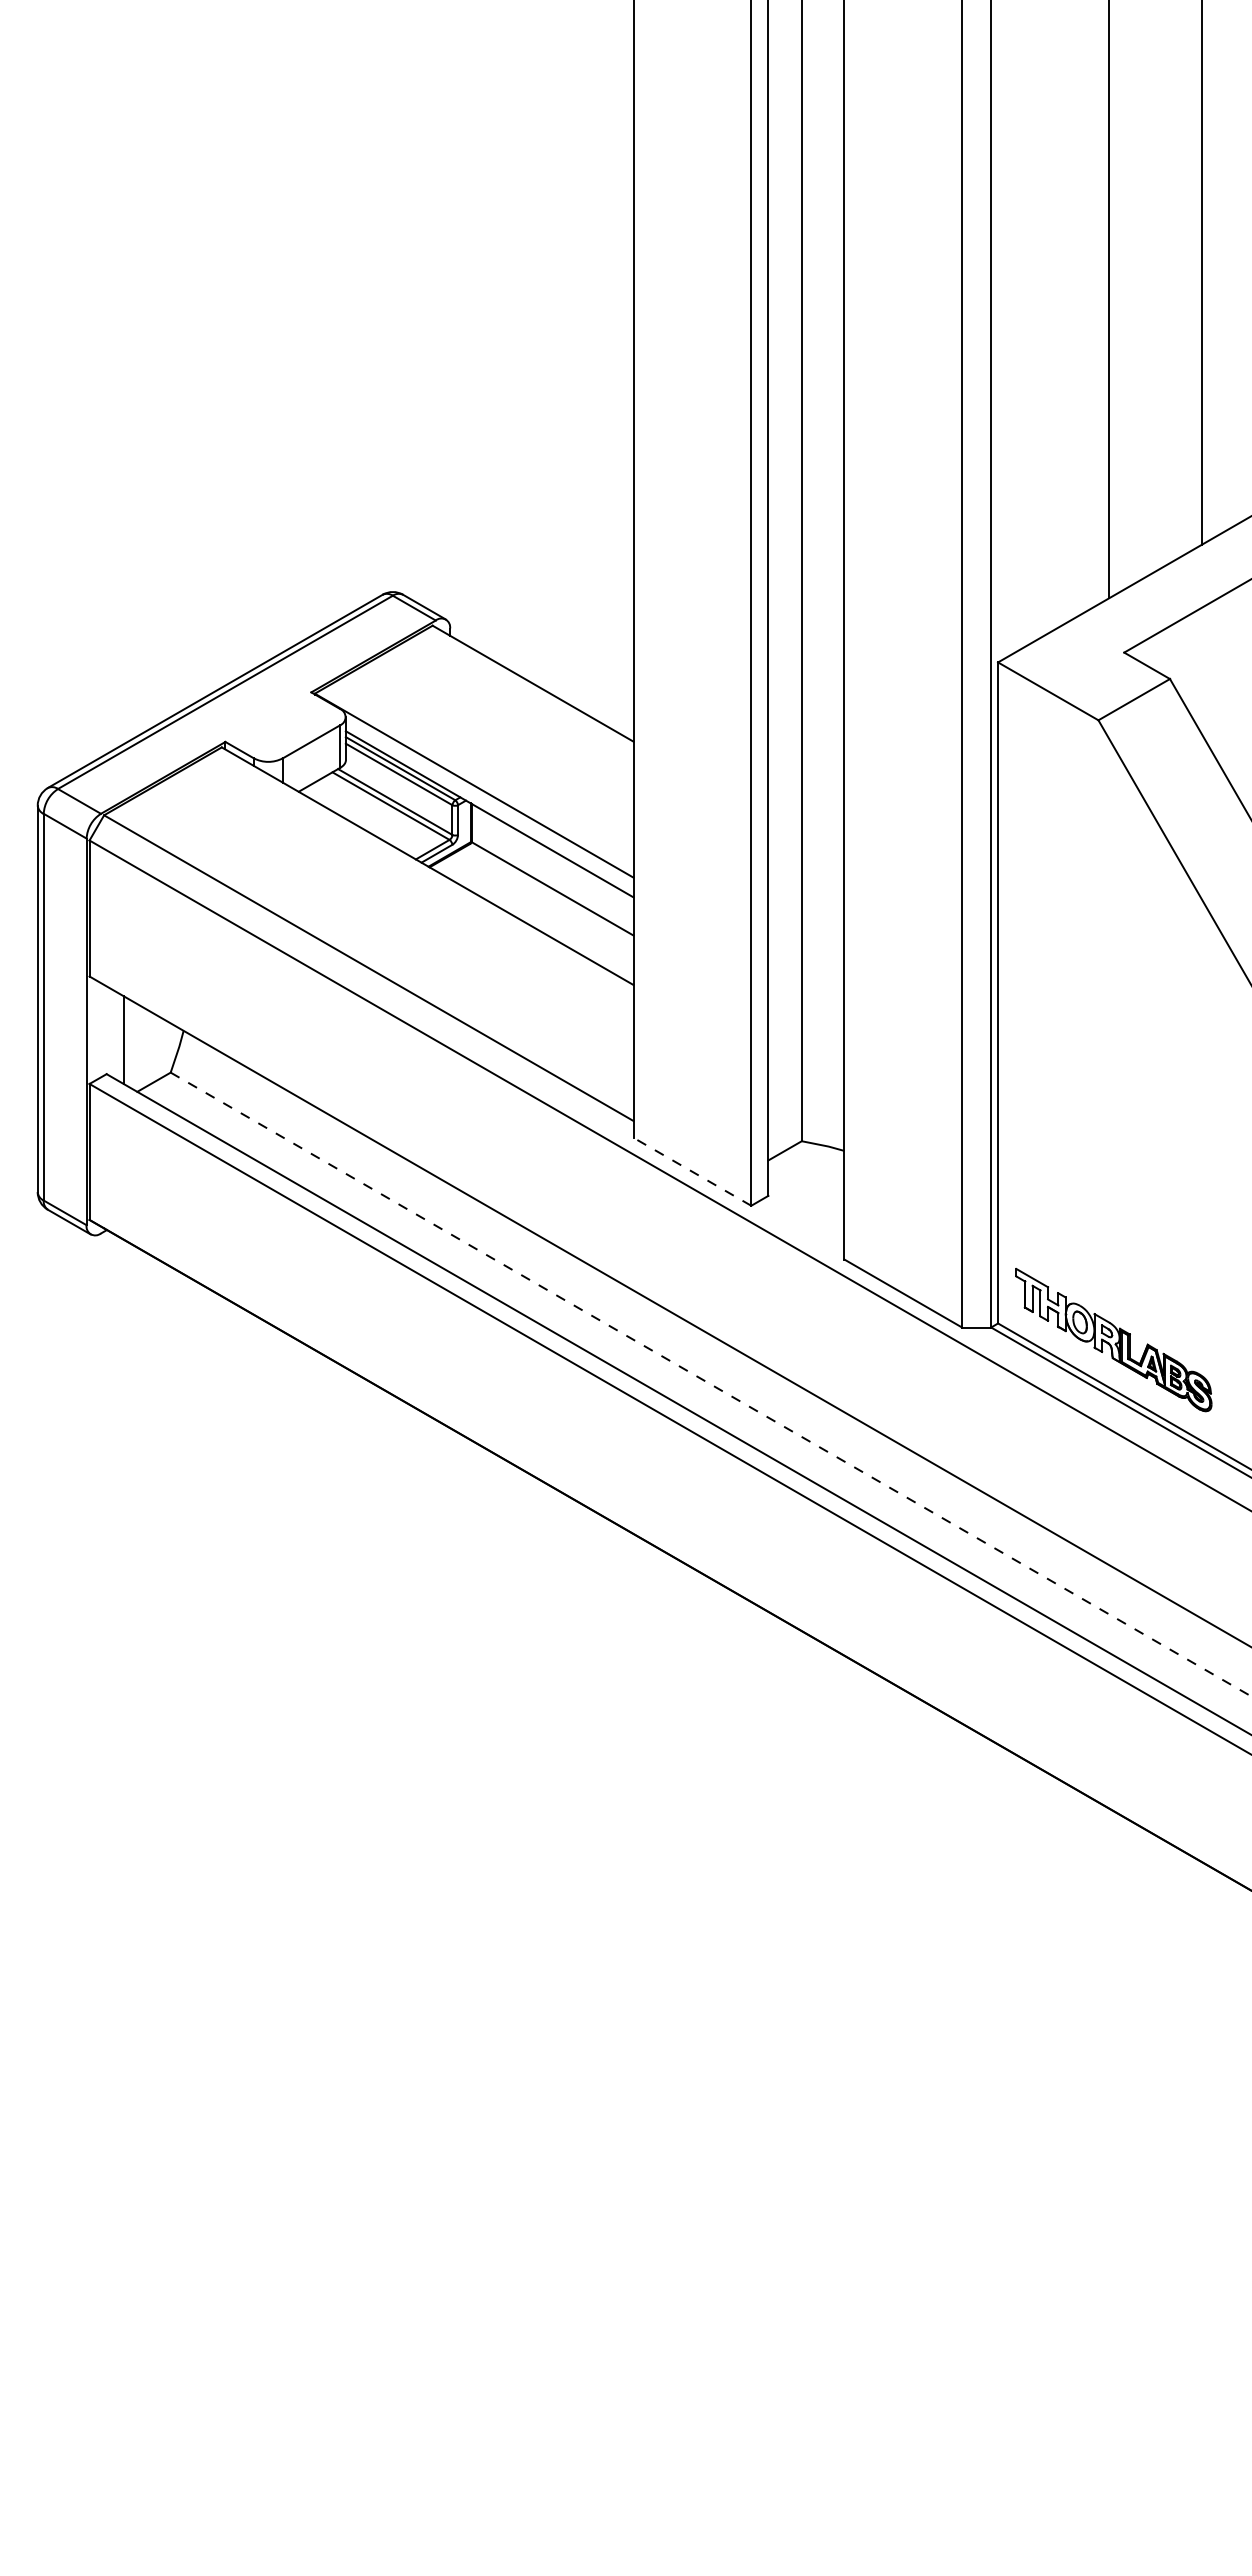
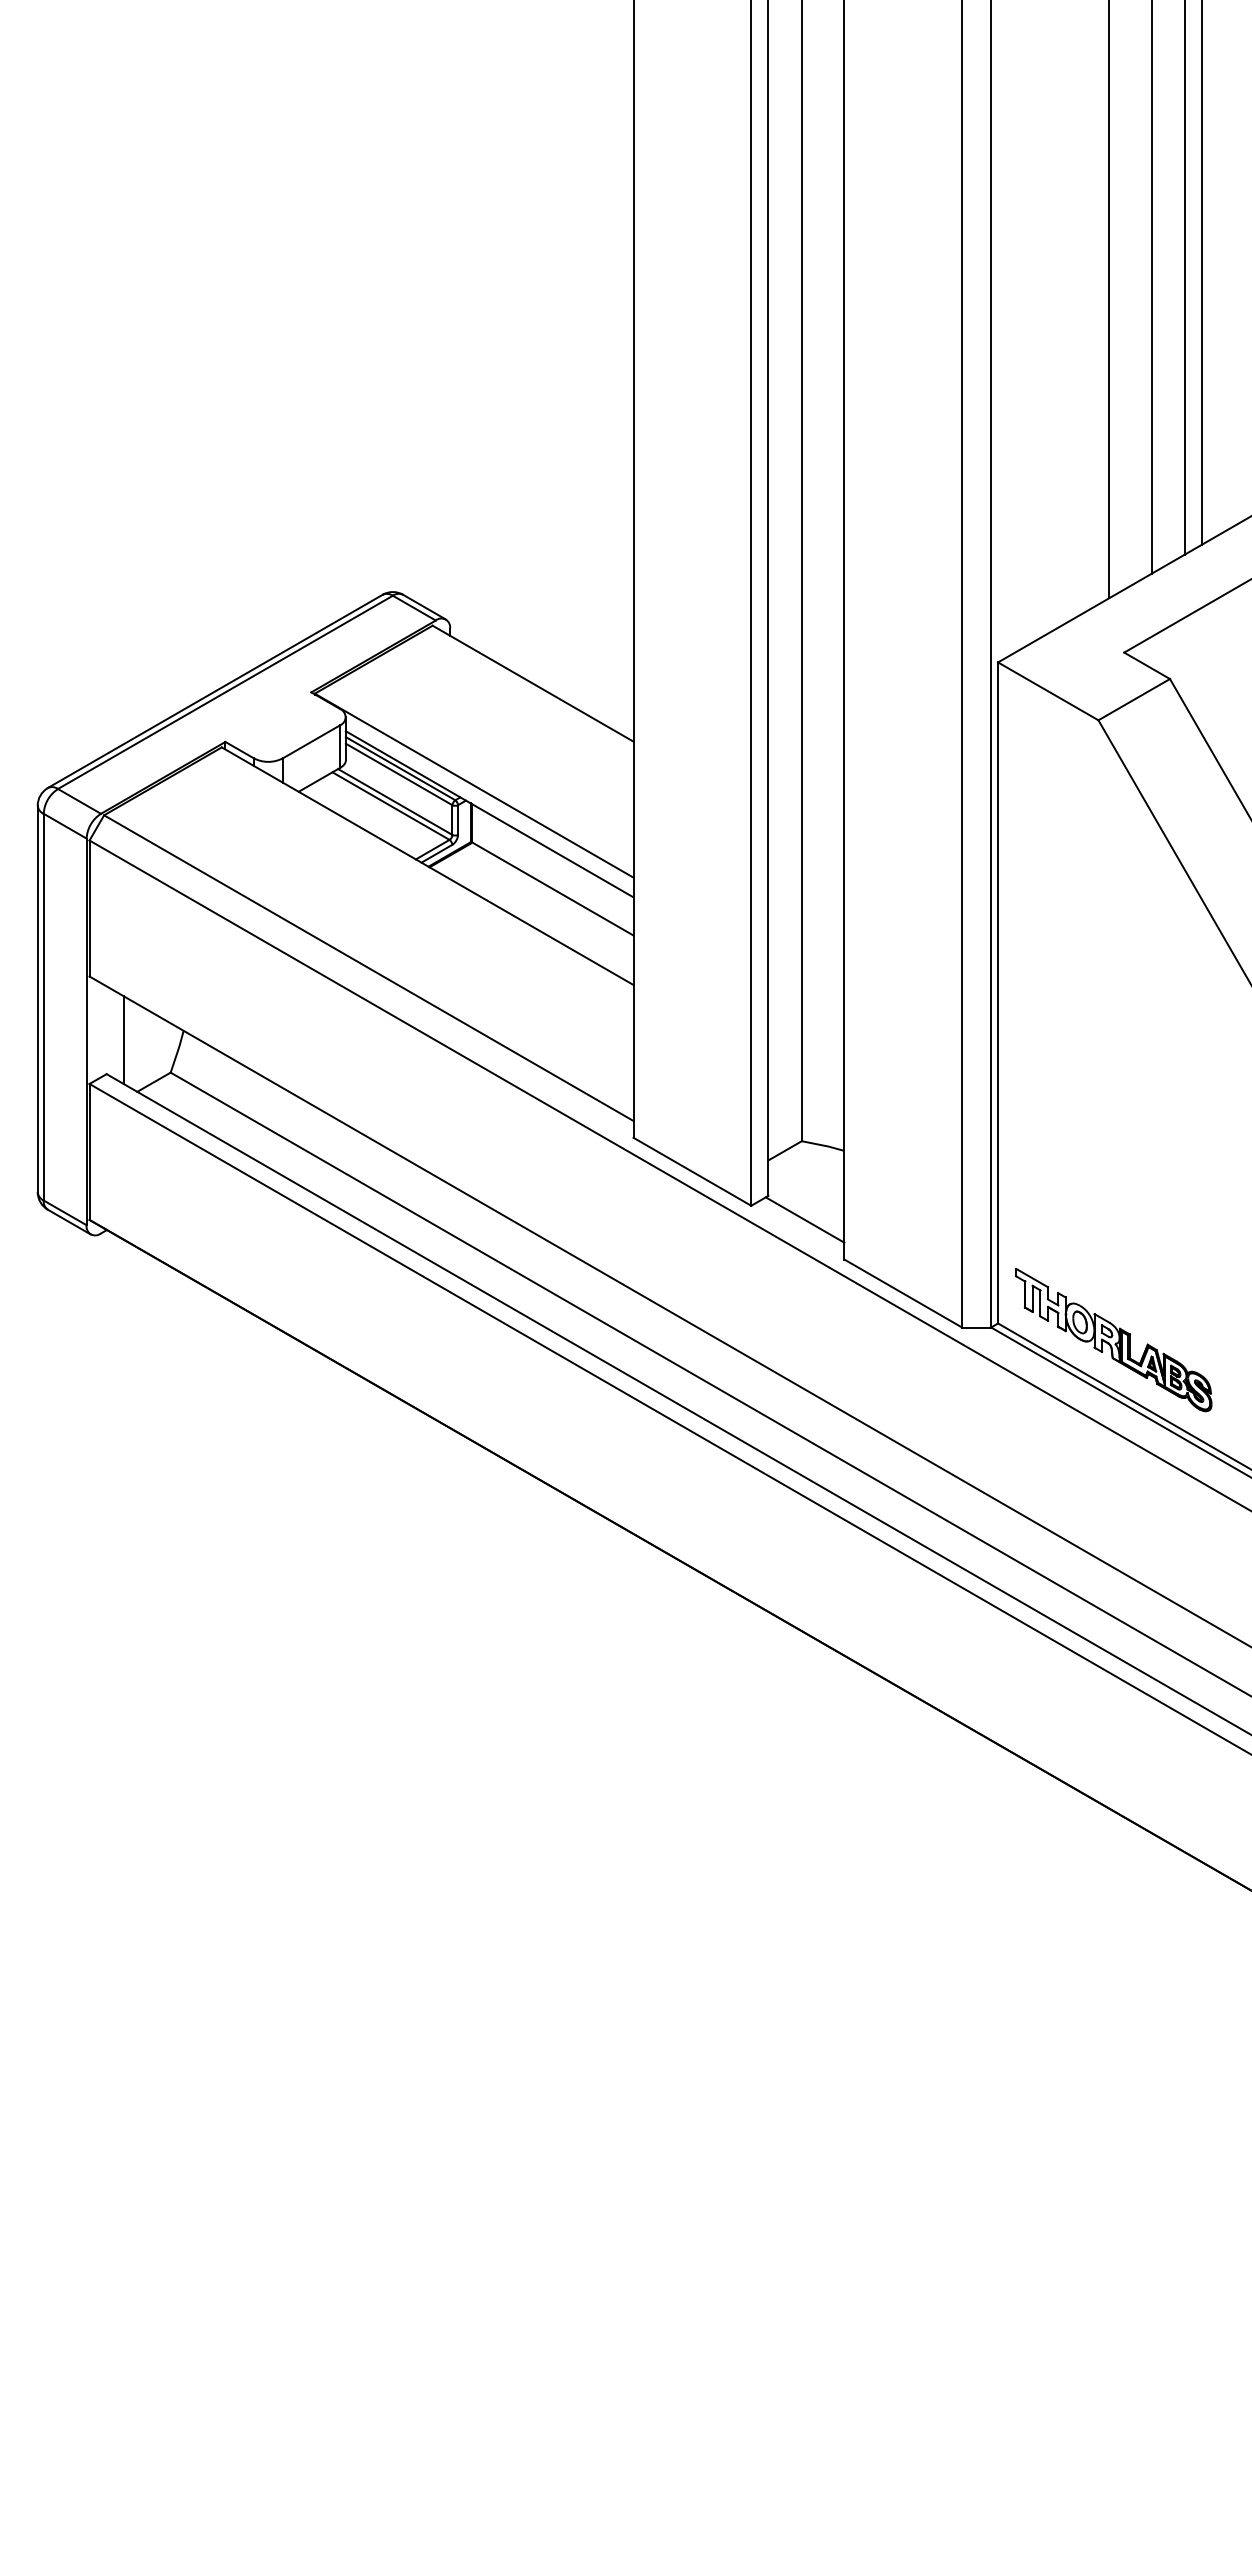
line: none -> present (1184, 278)
line: none -> present (1151, 287)
line: dashed -> solid (692, 1171)
line: none -> present (804, 1219)
line: dashed -> solid (711, 1384)
